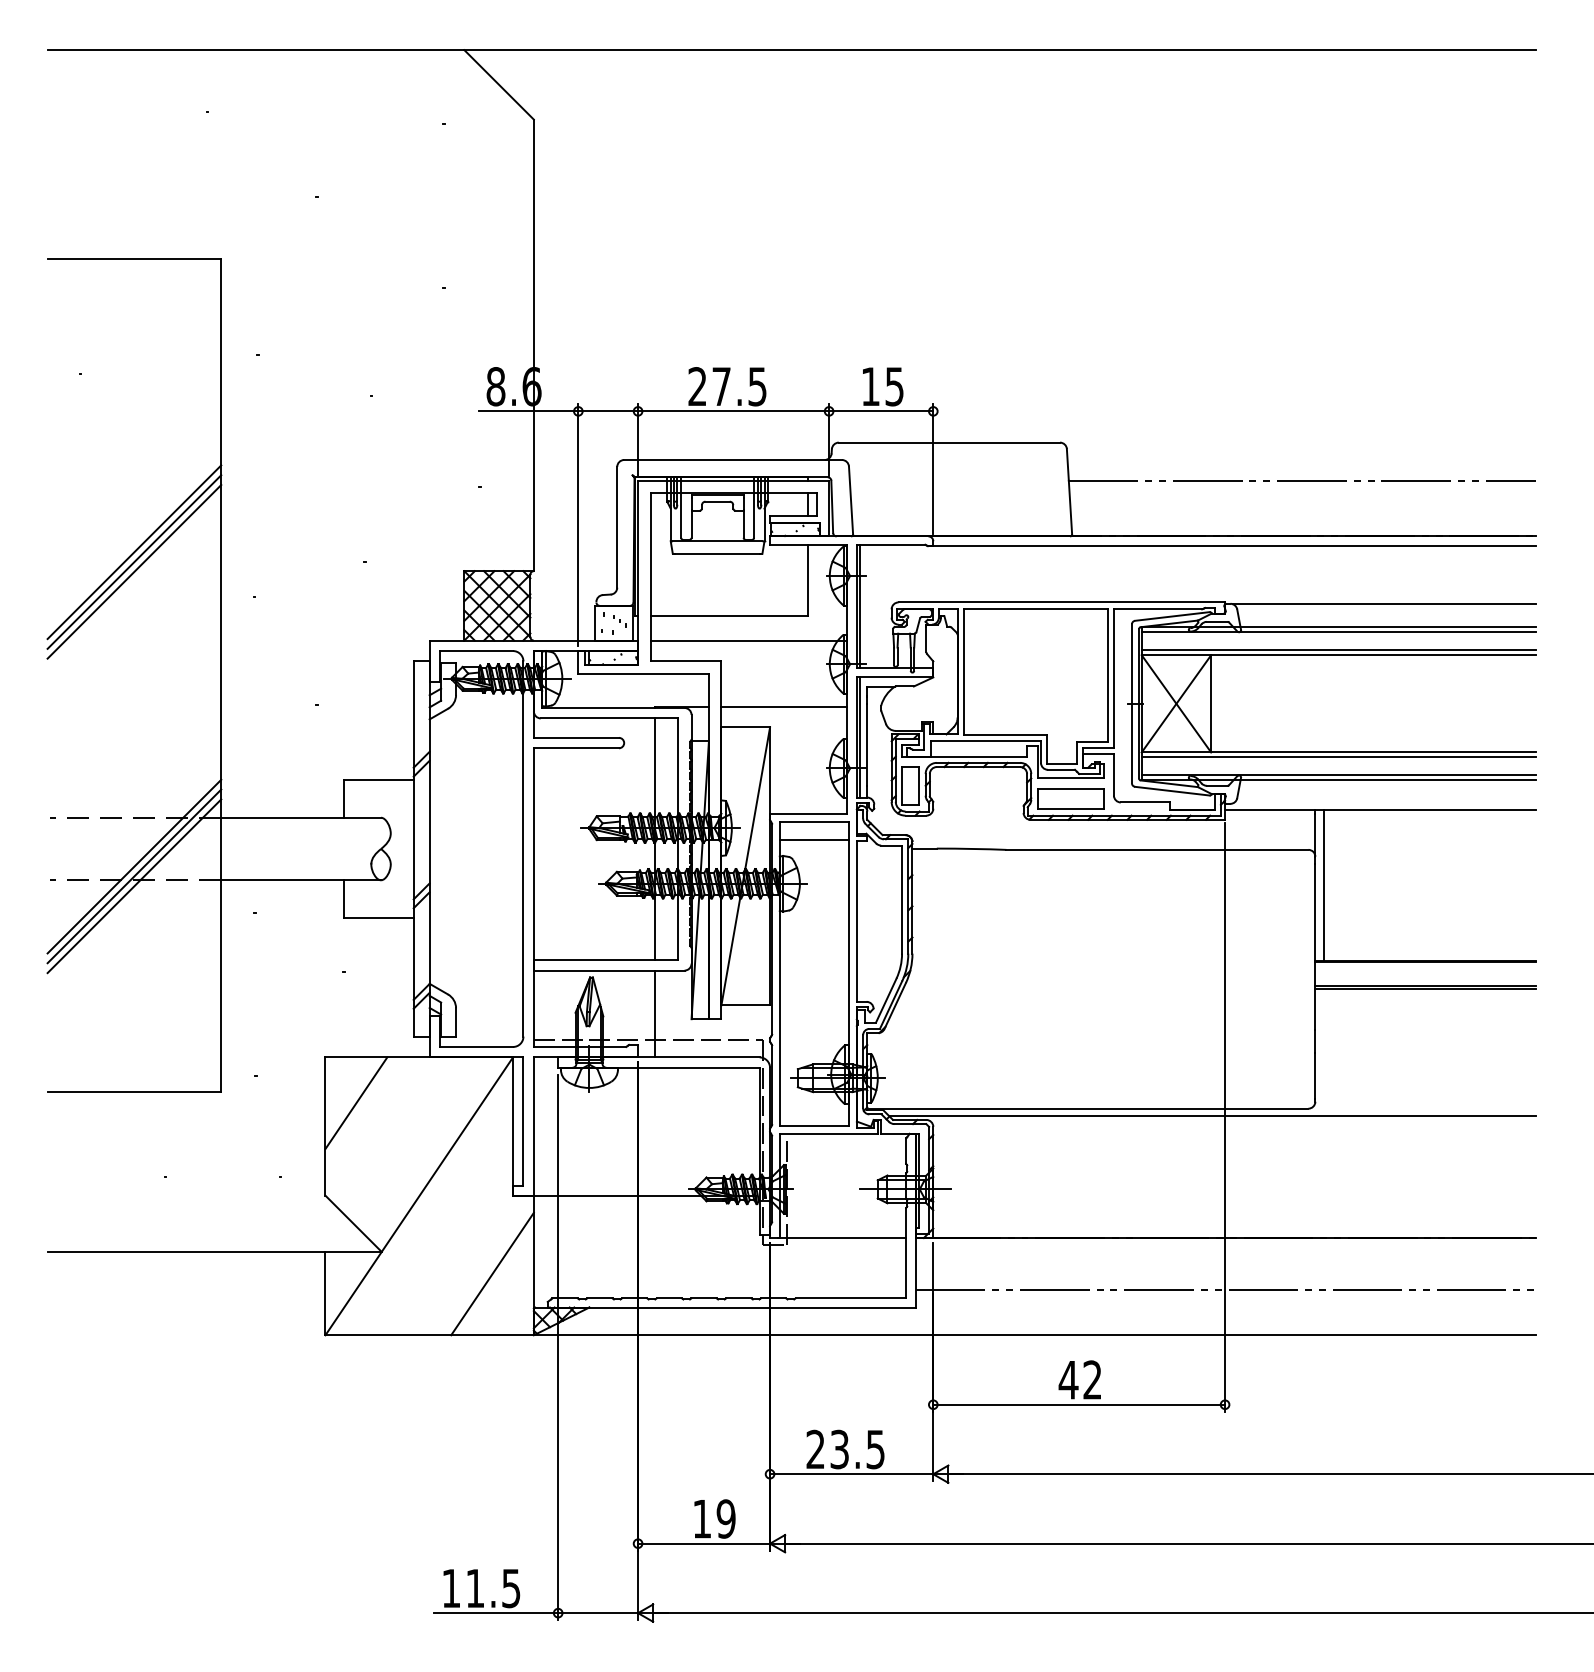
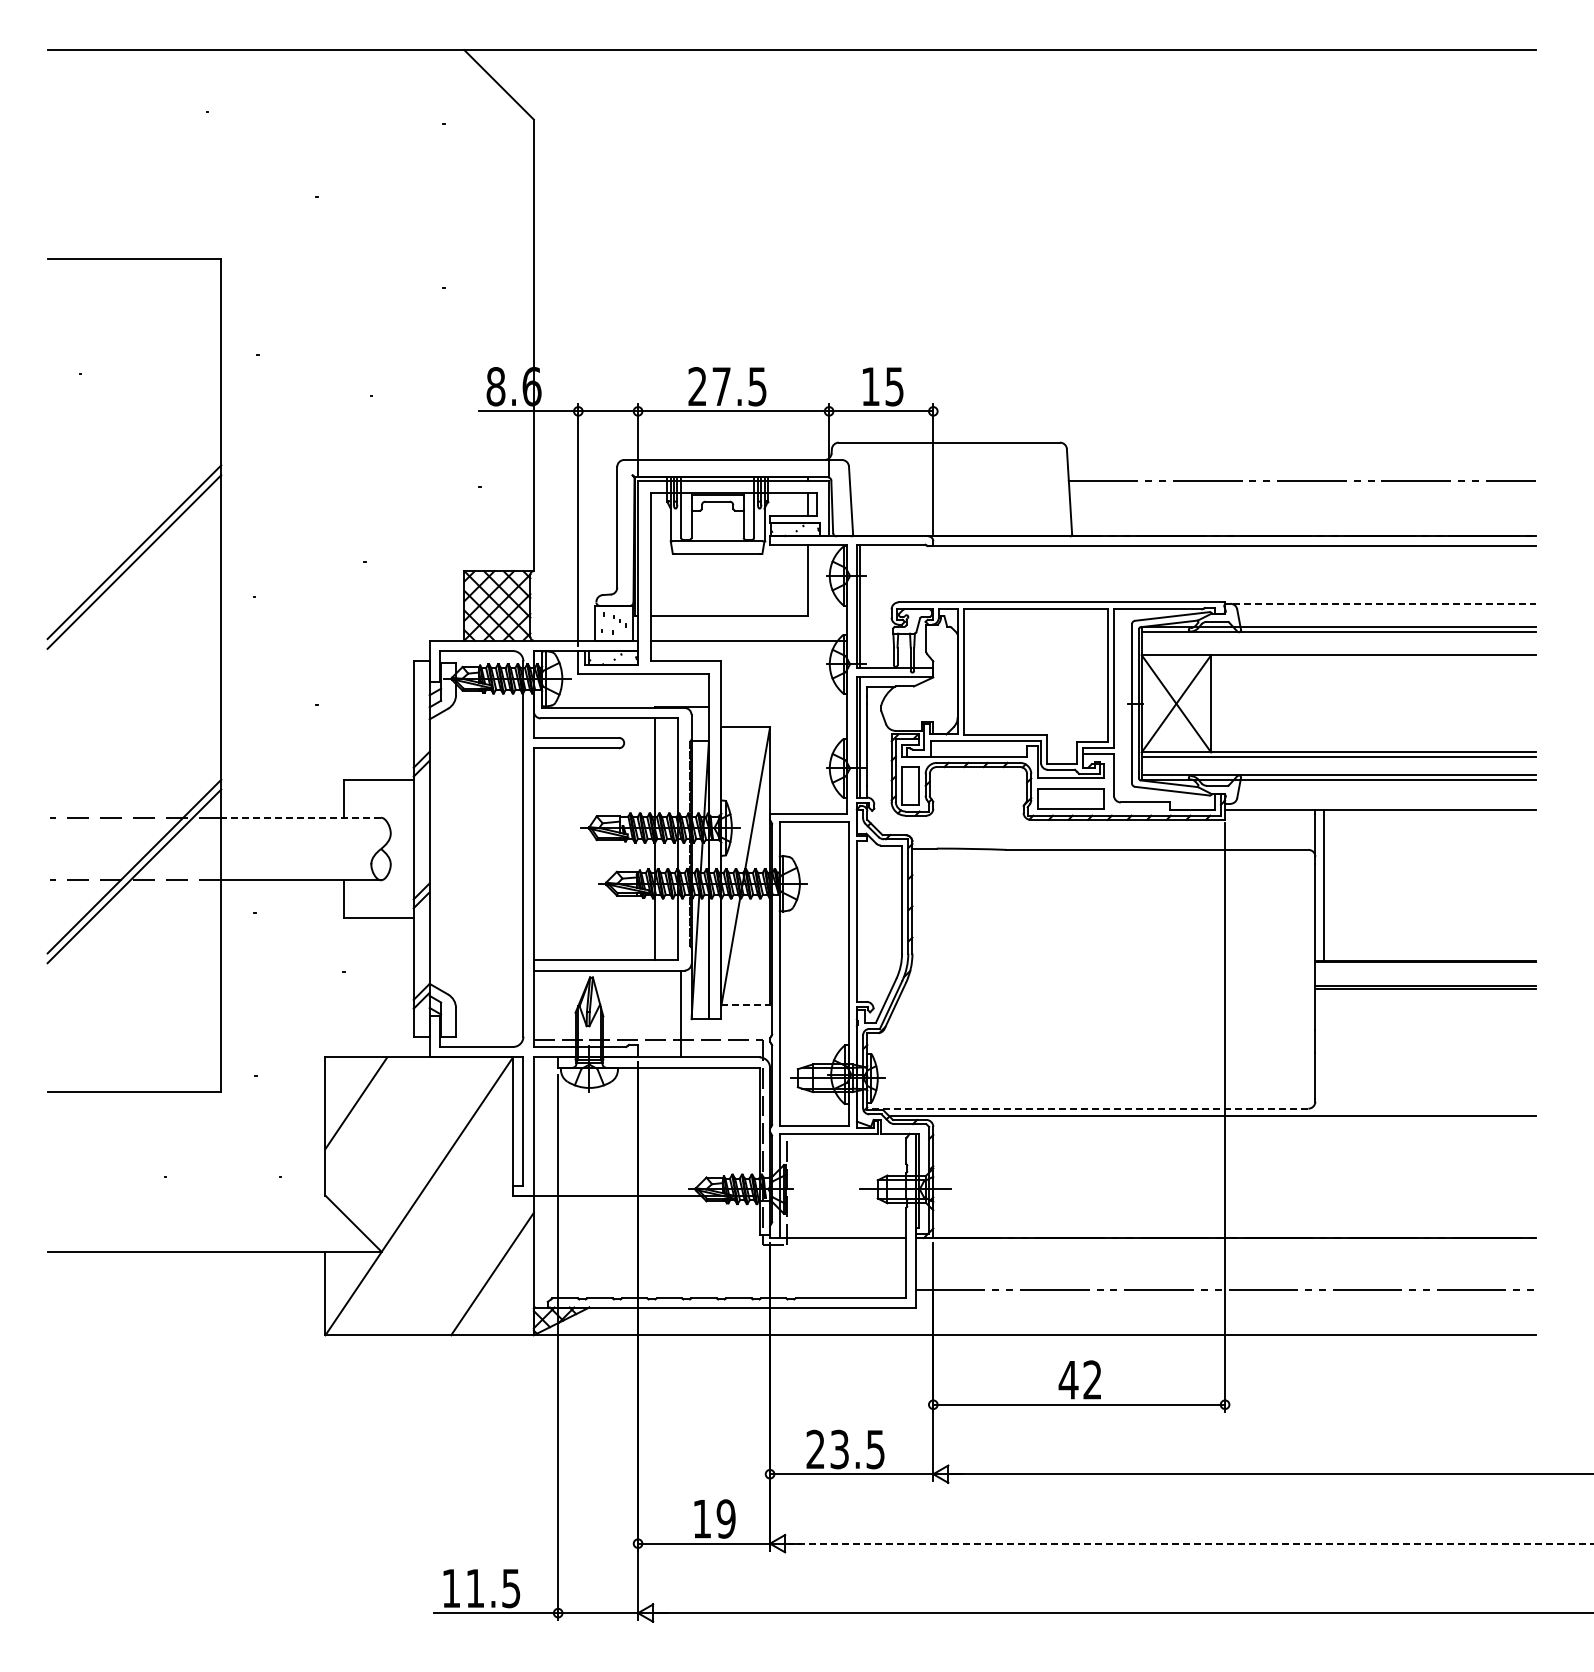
line: present -> none (134, 571)
line: solid -> dashed (1385, 604)
line: present -> none (1338, 650)
line: present -> none (784, 706)
line: solid -> dashed (301, 817)
line: present -> none (813, 839)
line: present -> none (134, 886)
line: solid -> dashed (746, 1005)
line position: (655, 1013) -> (681, 1013) (681, 1013)
line: solid -> dashed (1087, 1108)
line: solid -> dashed (1190, 1543)
